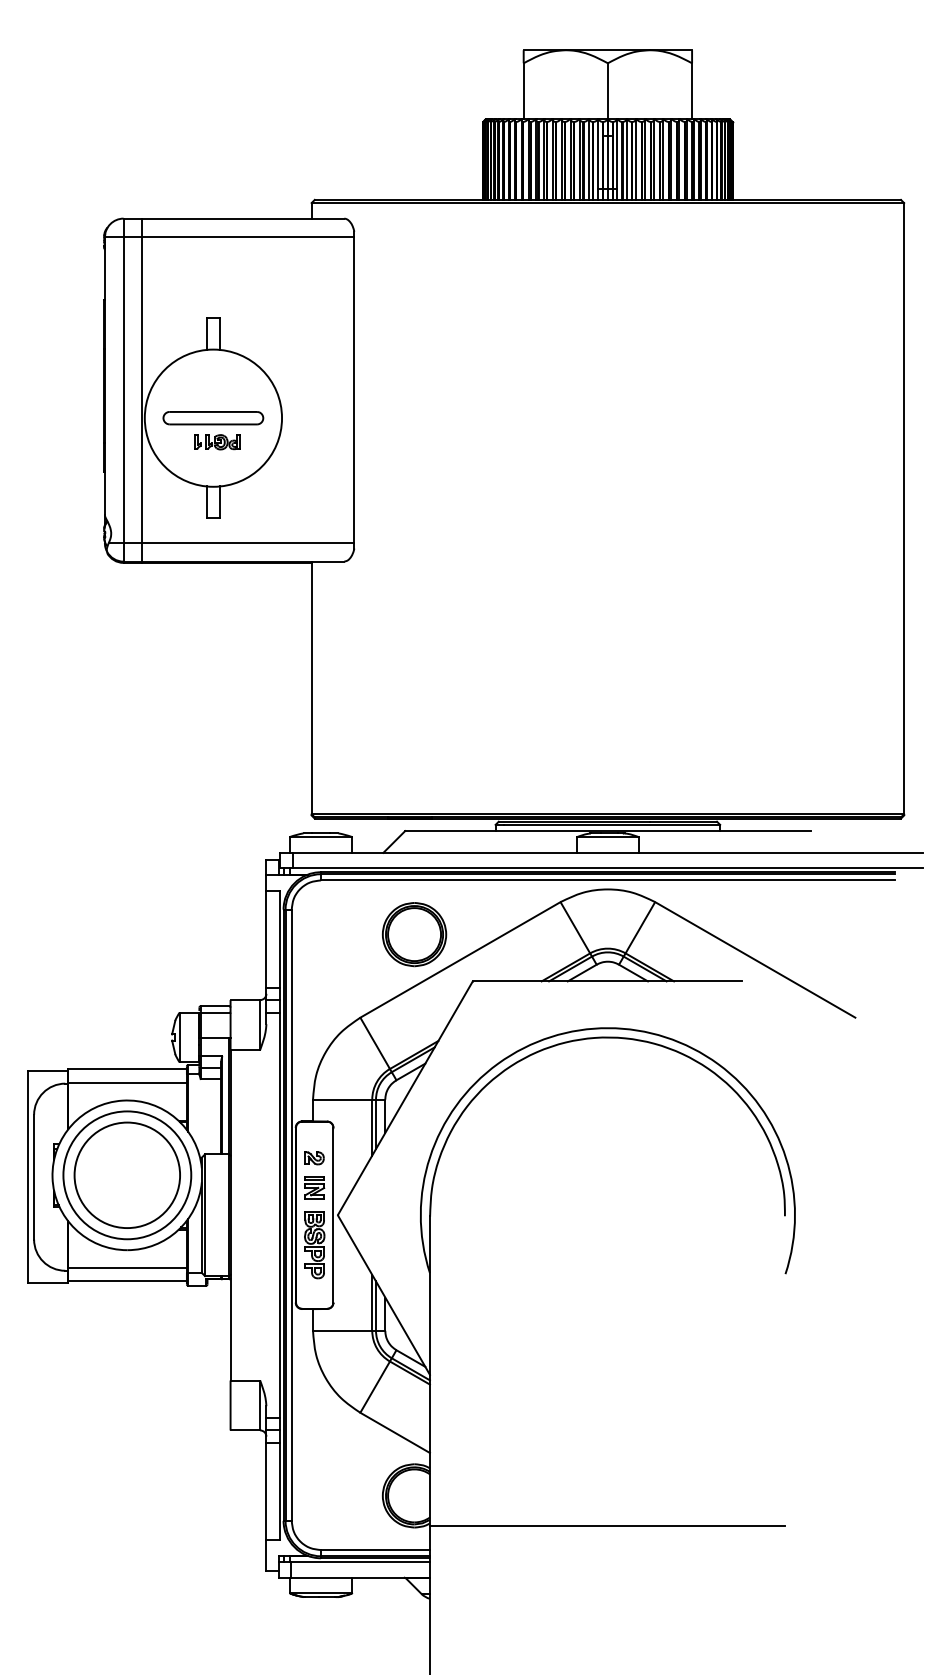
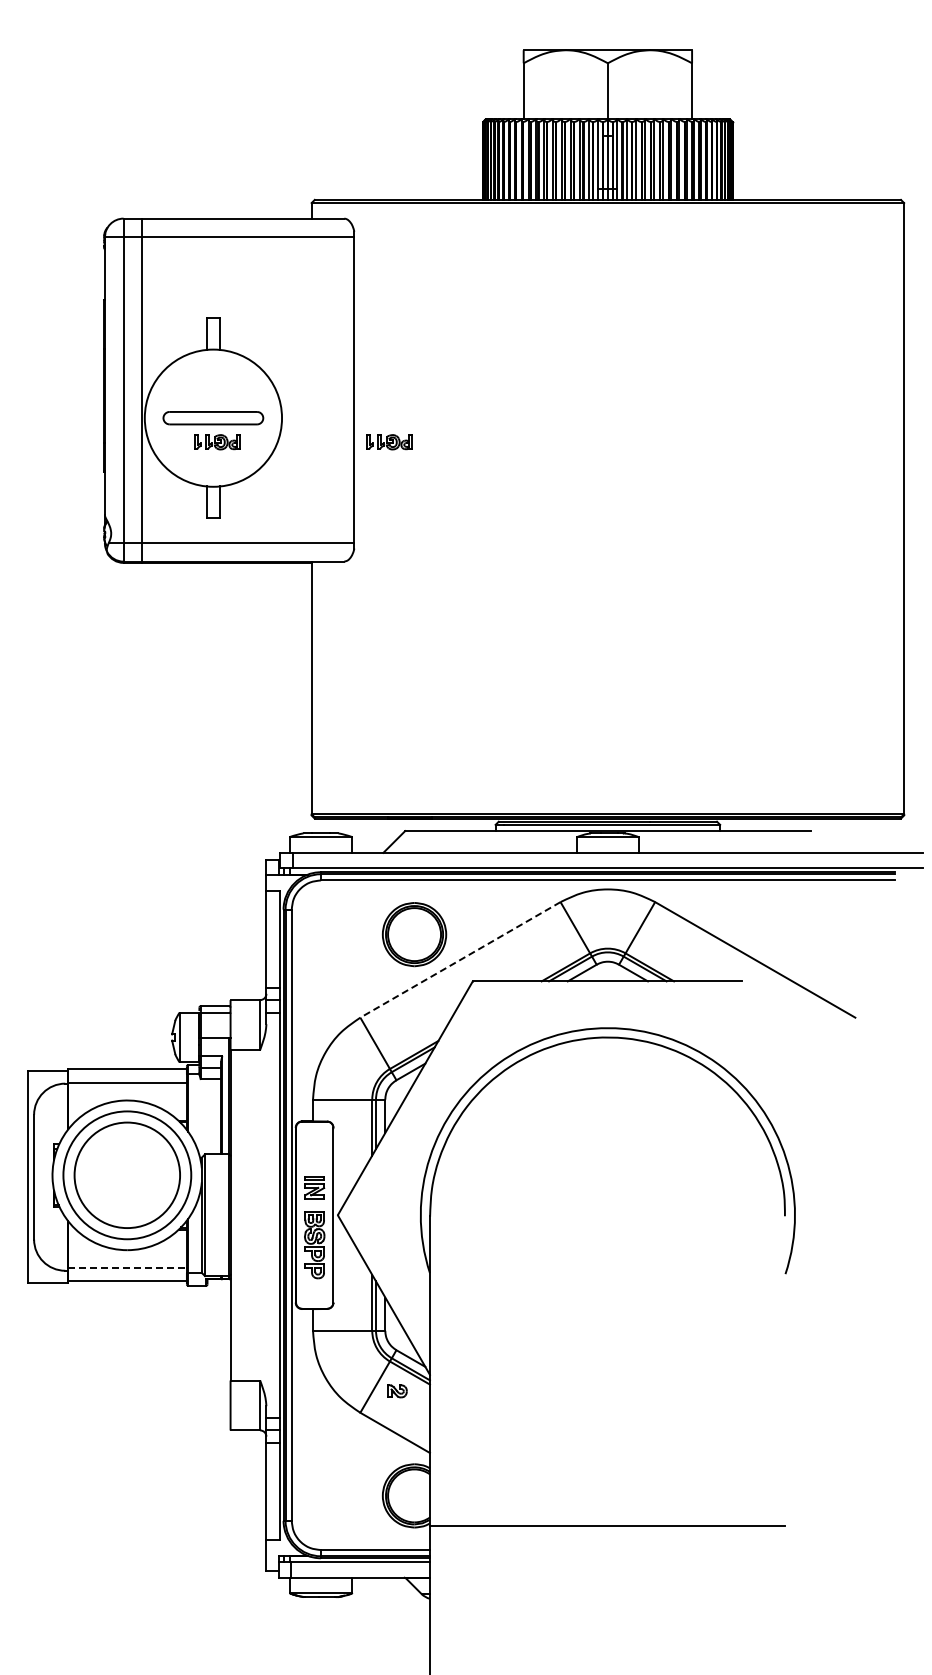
part: none -> present (389, 442)
line: solid -> dashed (460, 959)
part position: (314, 1158) -> (397, 1391) (397, 1391)
line: solid -> dashed (128, 1267)
